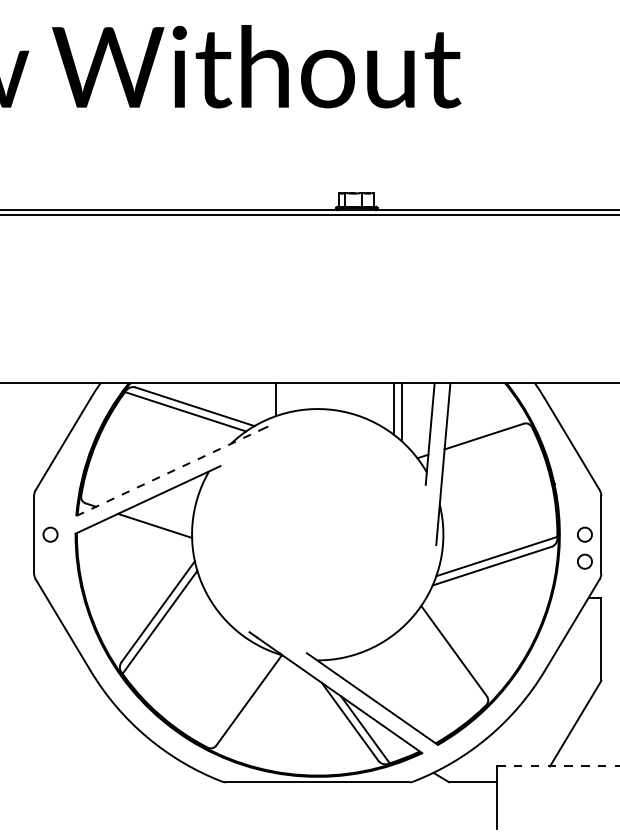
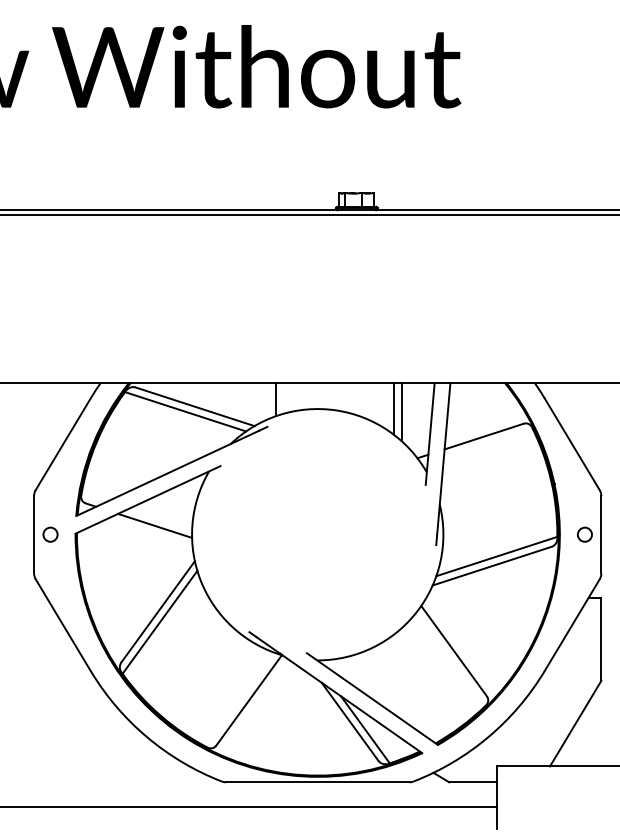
line: dashed -> solid (168, 473)
circle: present -> none (584, 561)
line: dashed -> solid (558, 766)
line: none -> present (249, 807)
